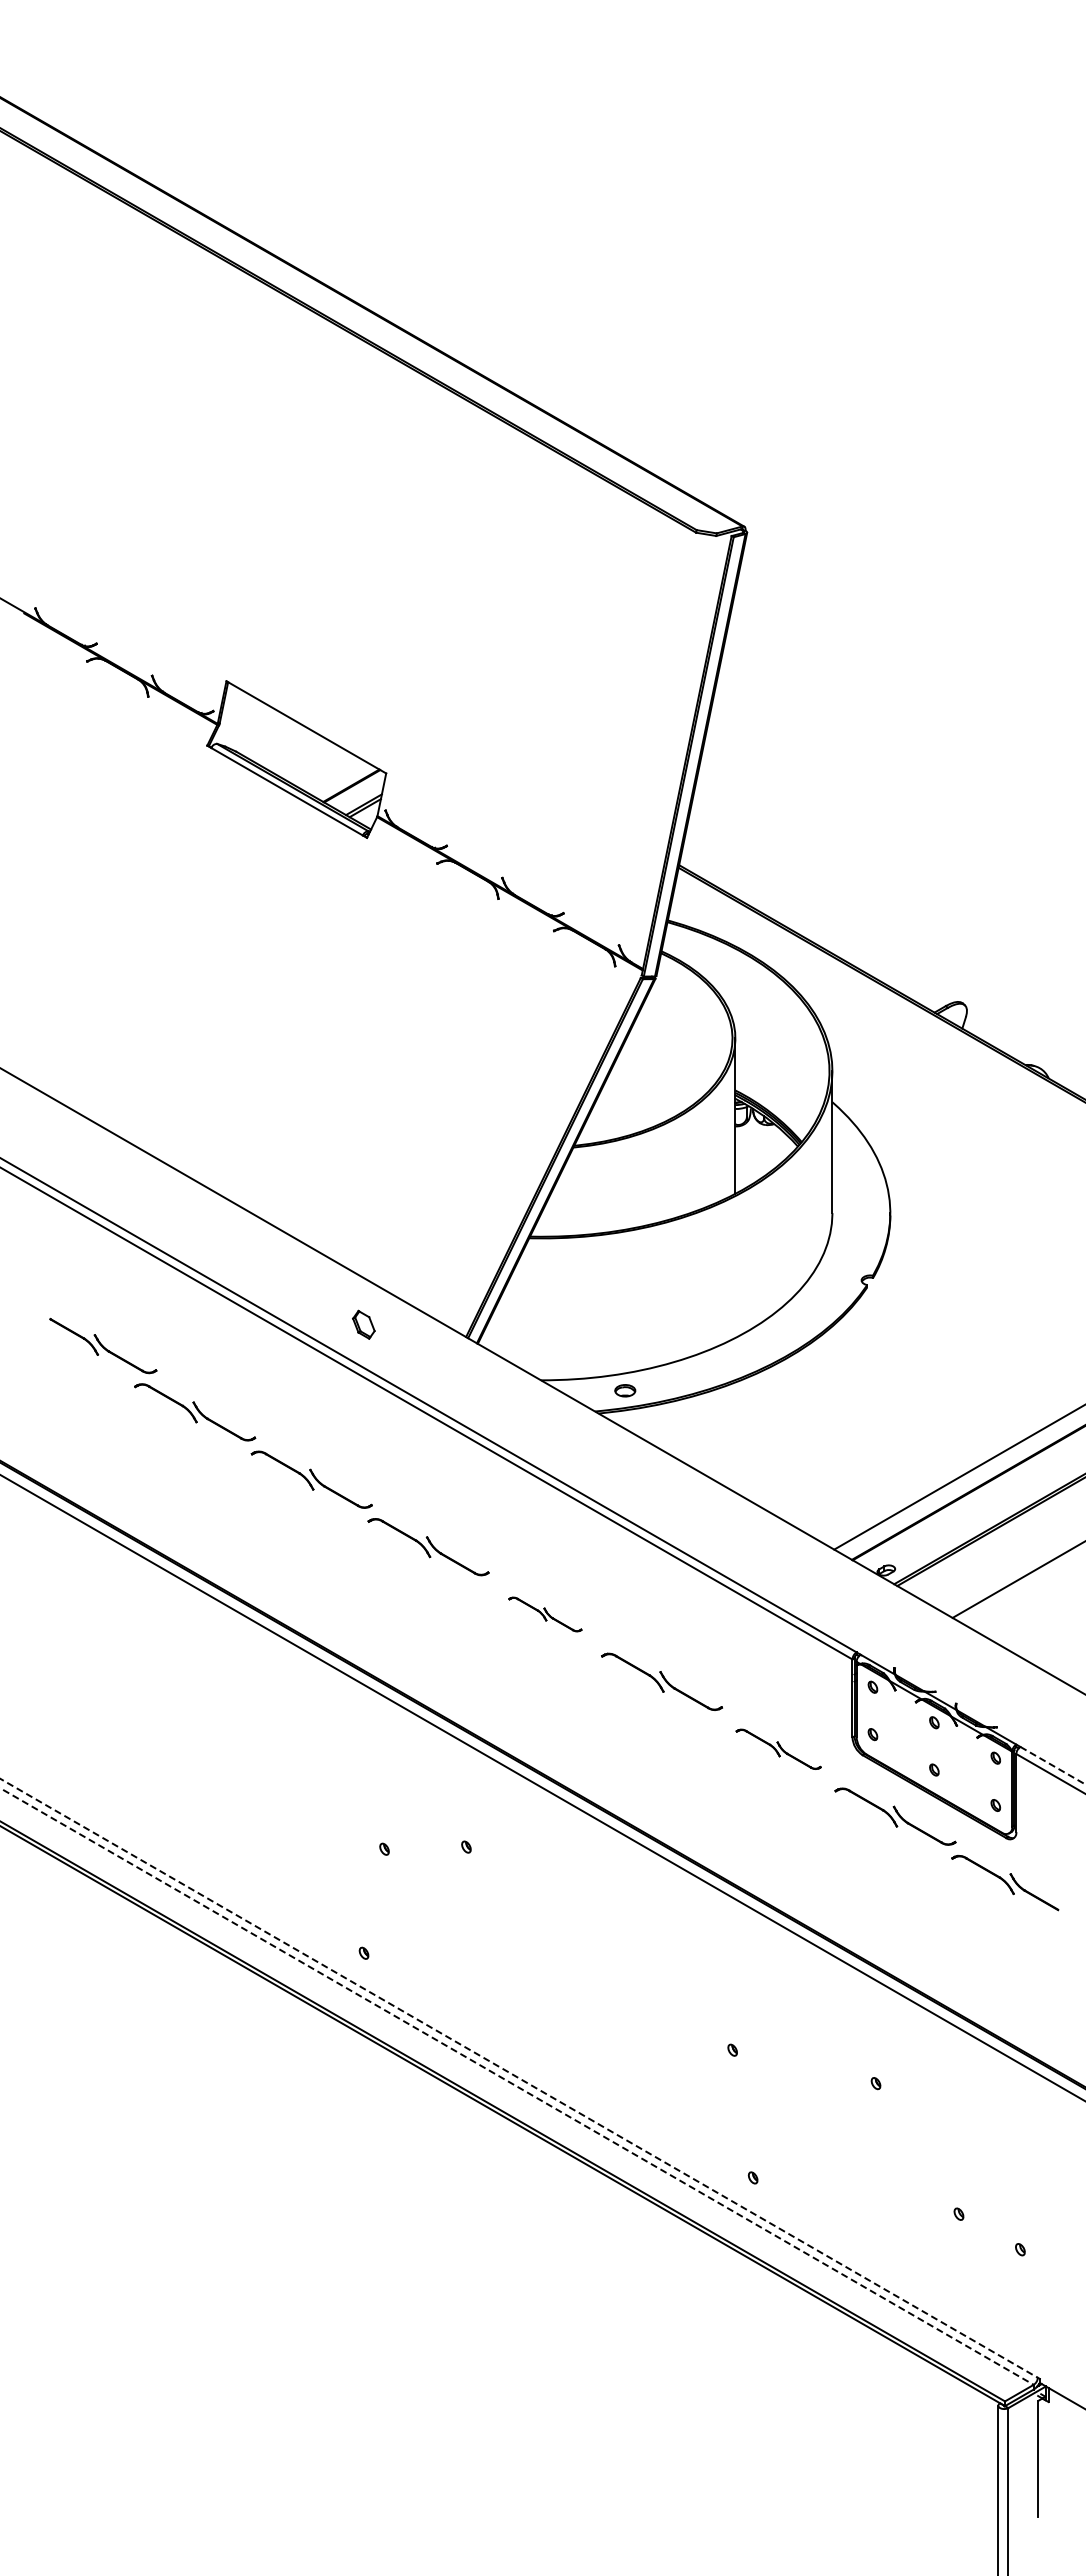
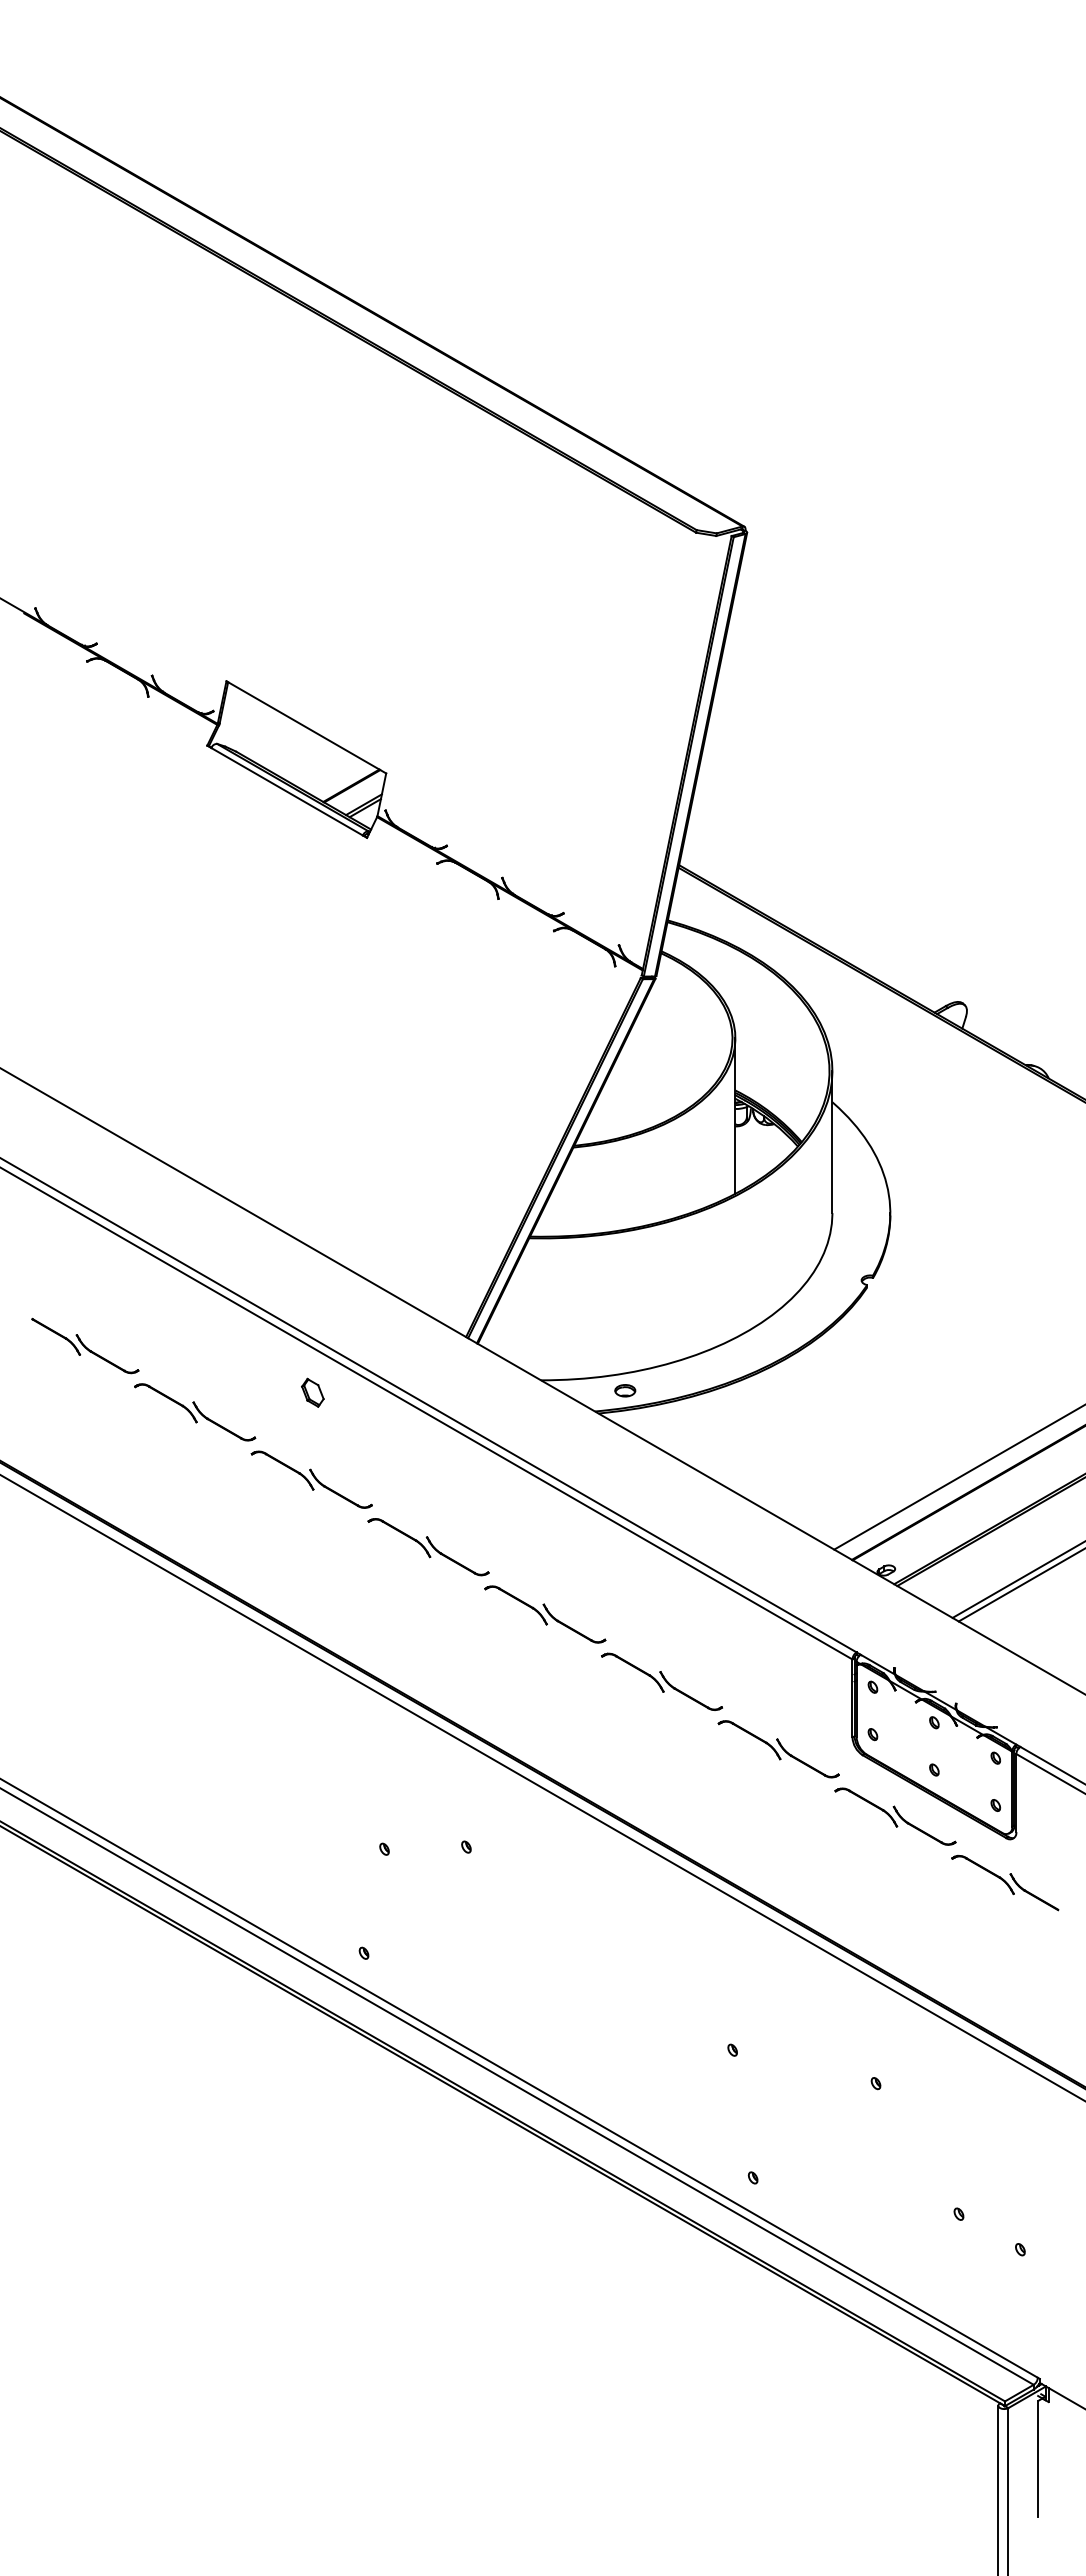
part position: (363, 1324) -> (312, 1392) (312, 1392)
part position: (103, 1345) -> (85, 1345) (85, 1345)
line: none -> present (1020, 1585)
part size: 75x37 px -> 123x59 px (545, 1614)
part size: 87x42 px -> 123x59 px (778, 1749)
line: dashed -> solid (1053, 1765)
line: dashed -> solid (519, 2078)
line: dashed -> solid (516, 2086)
